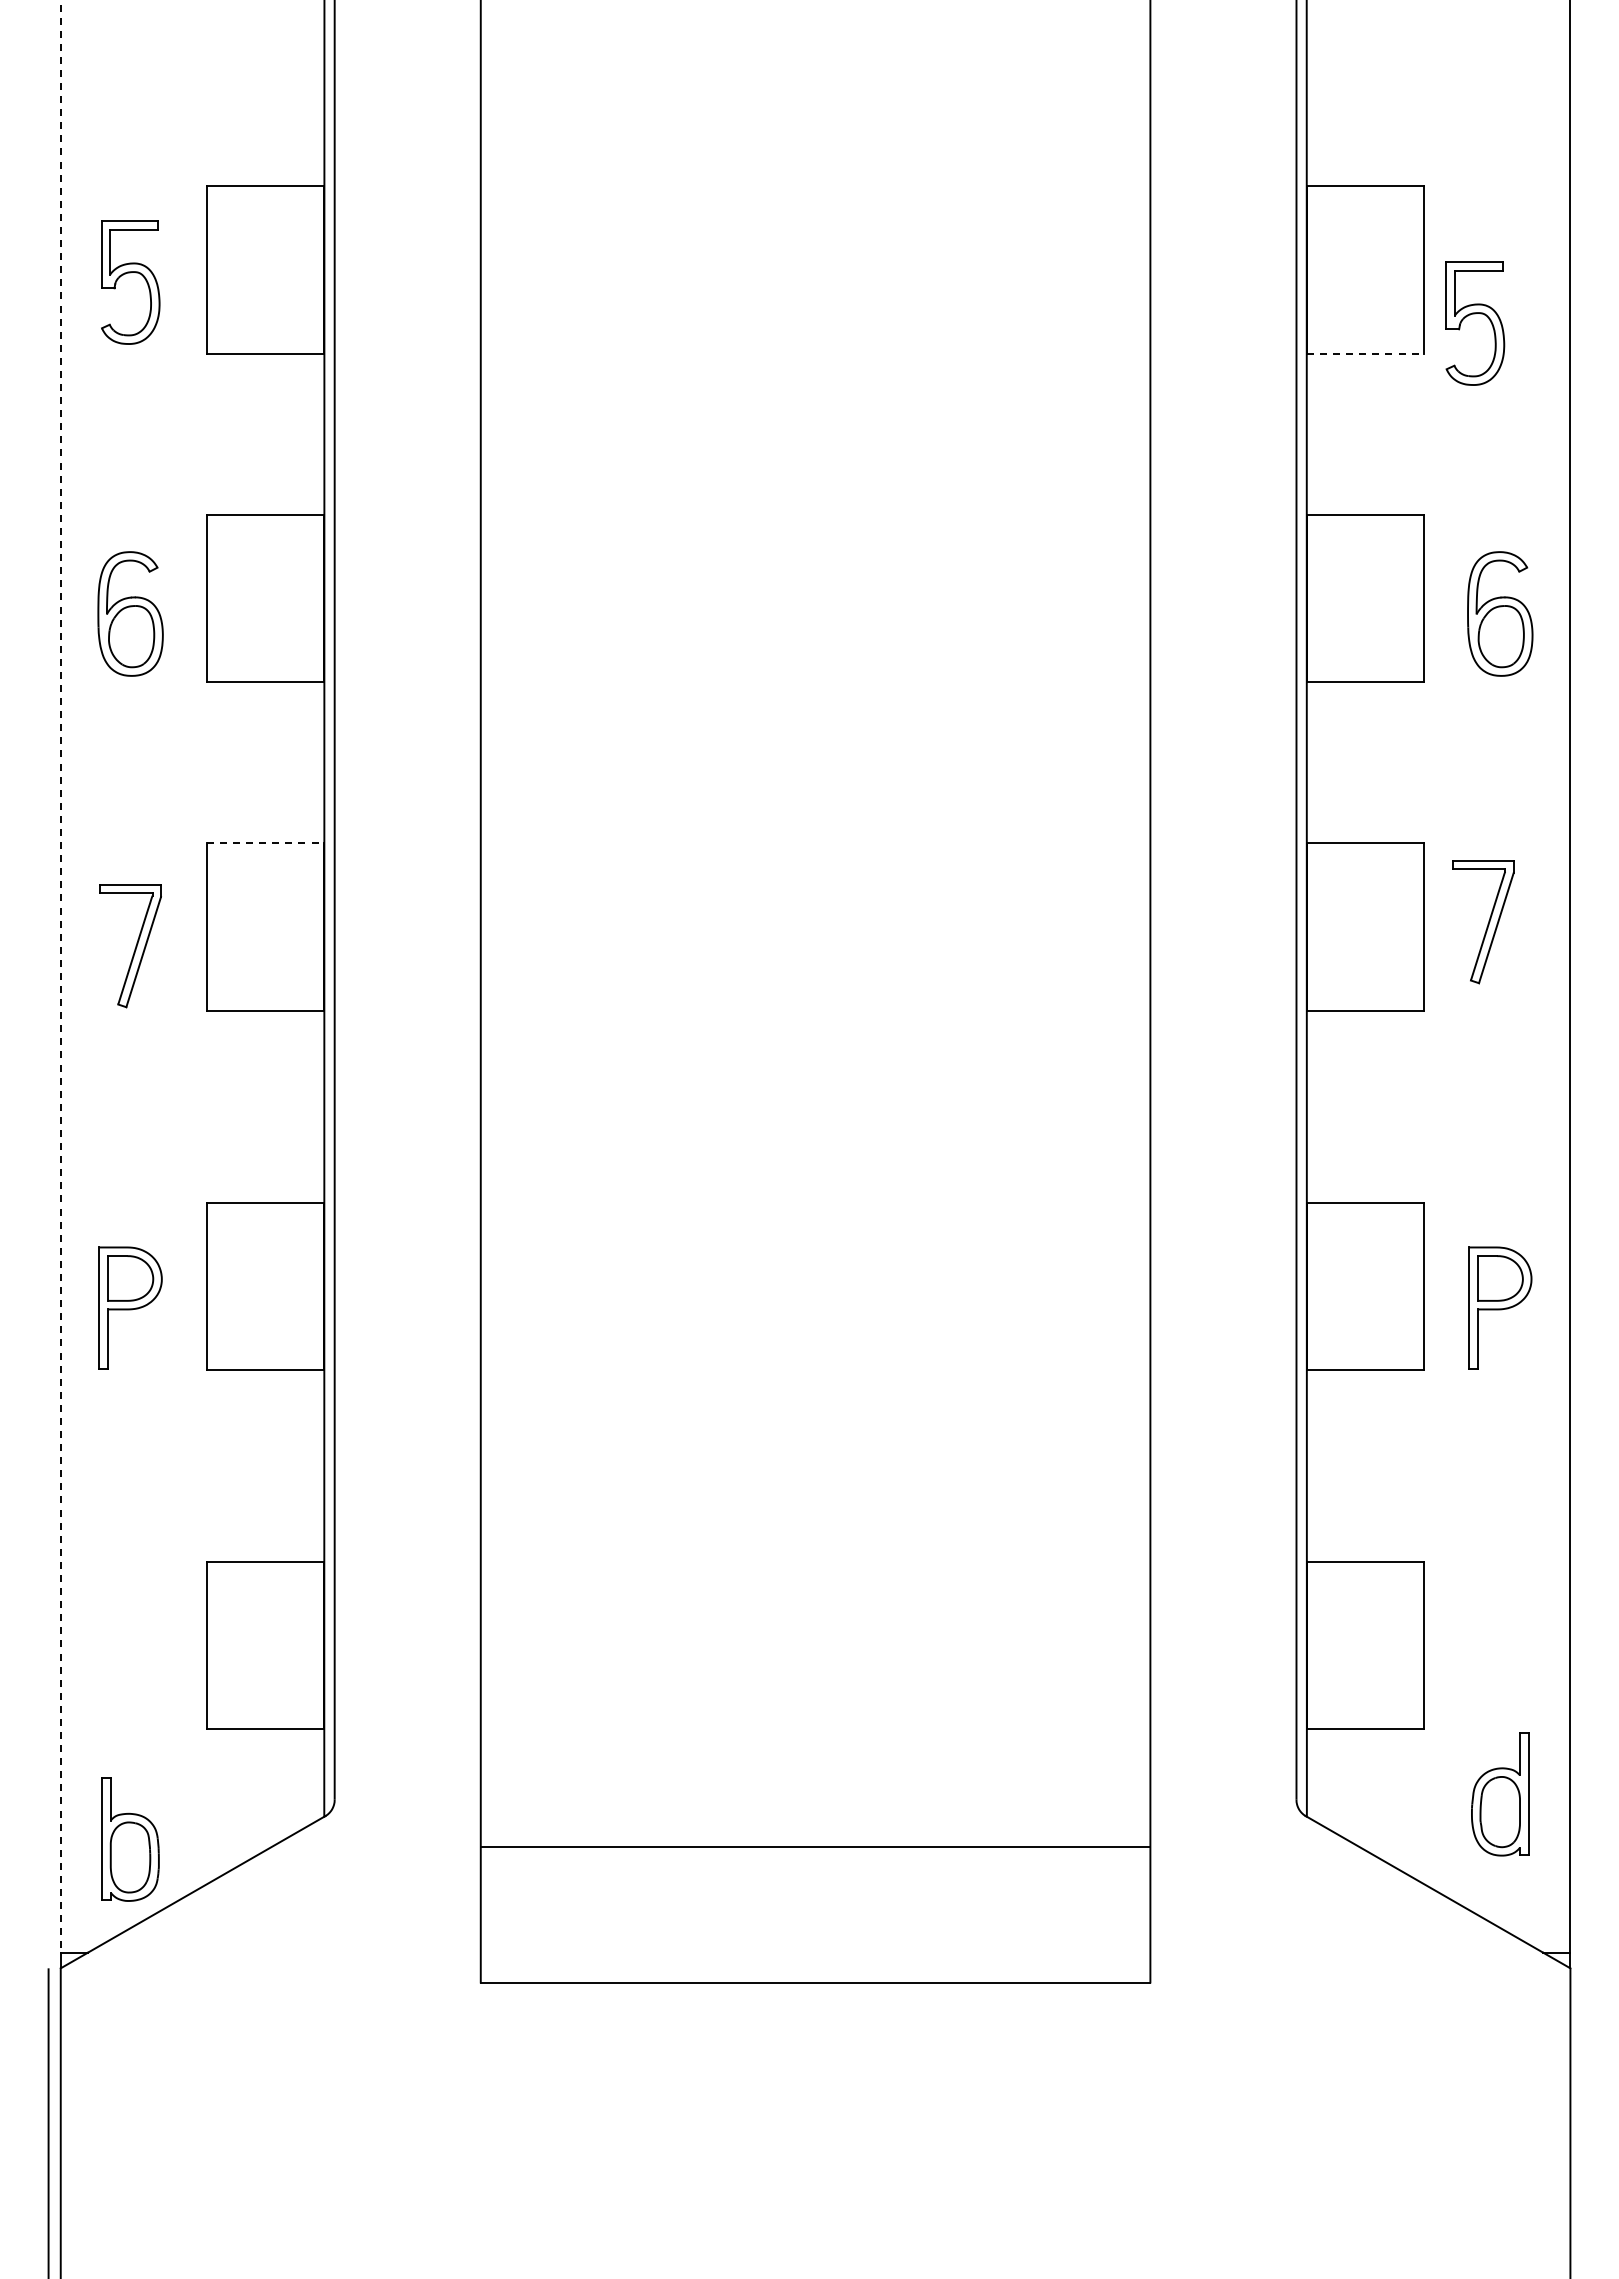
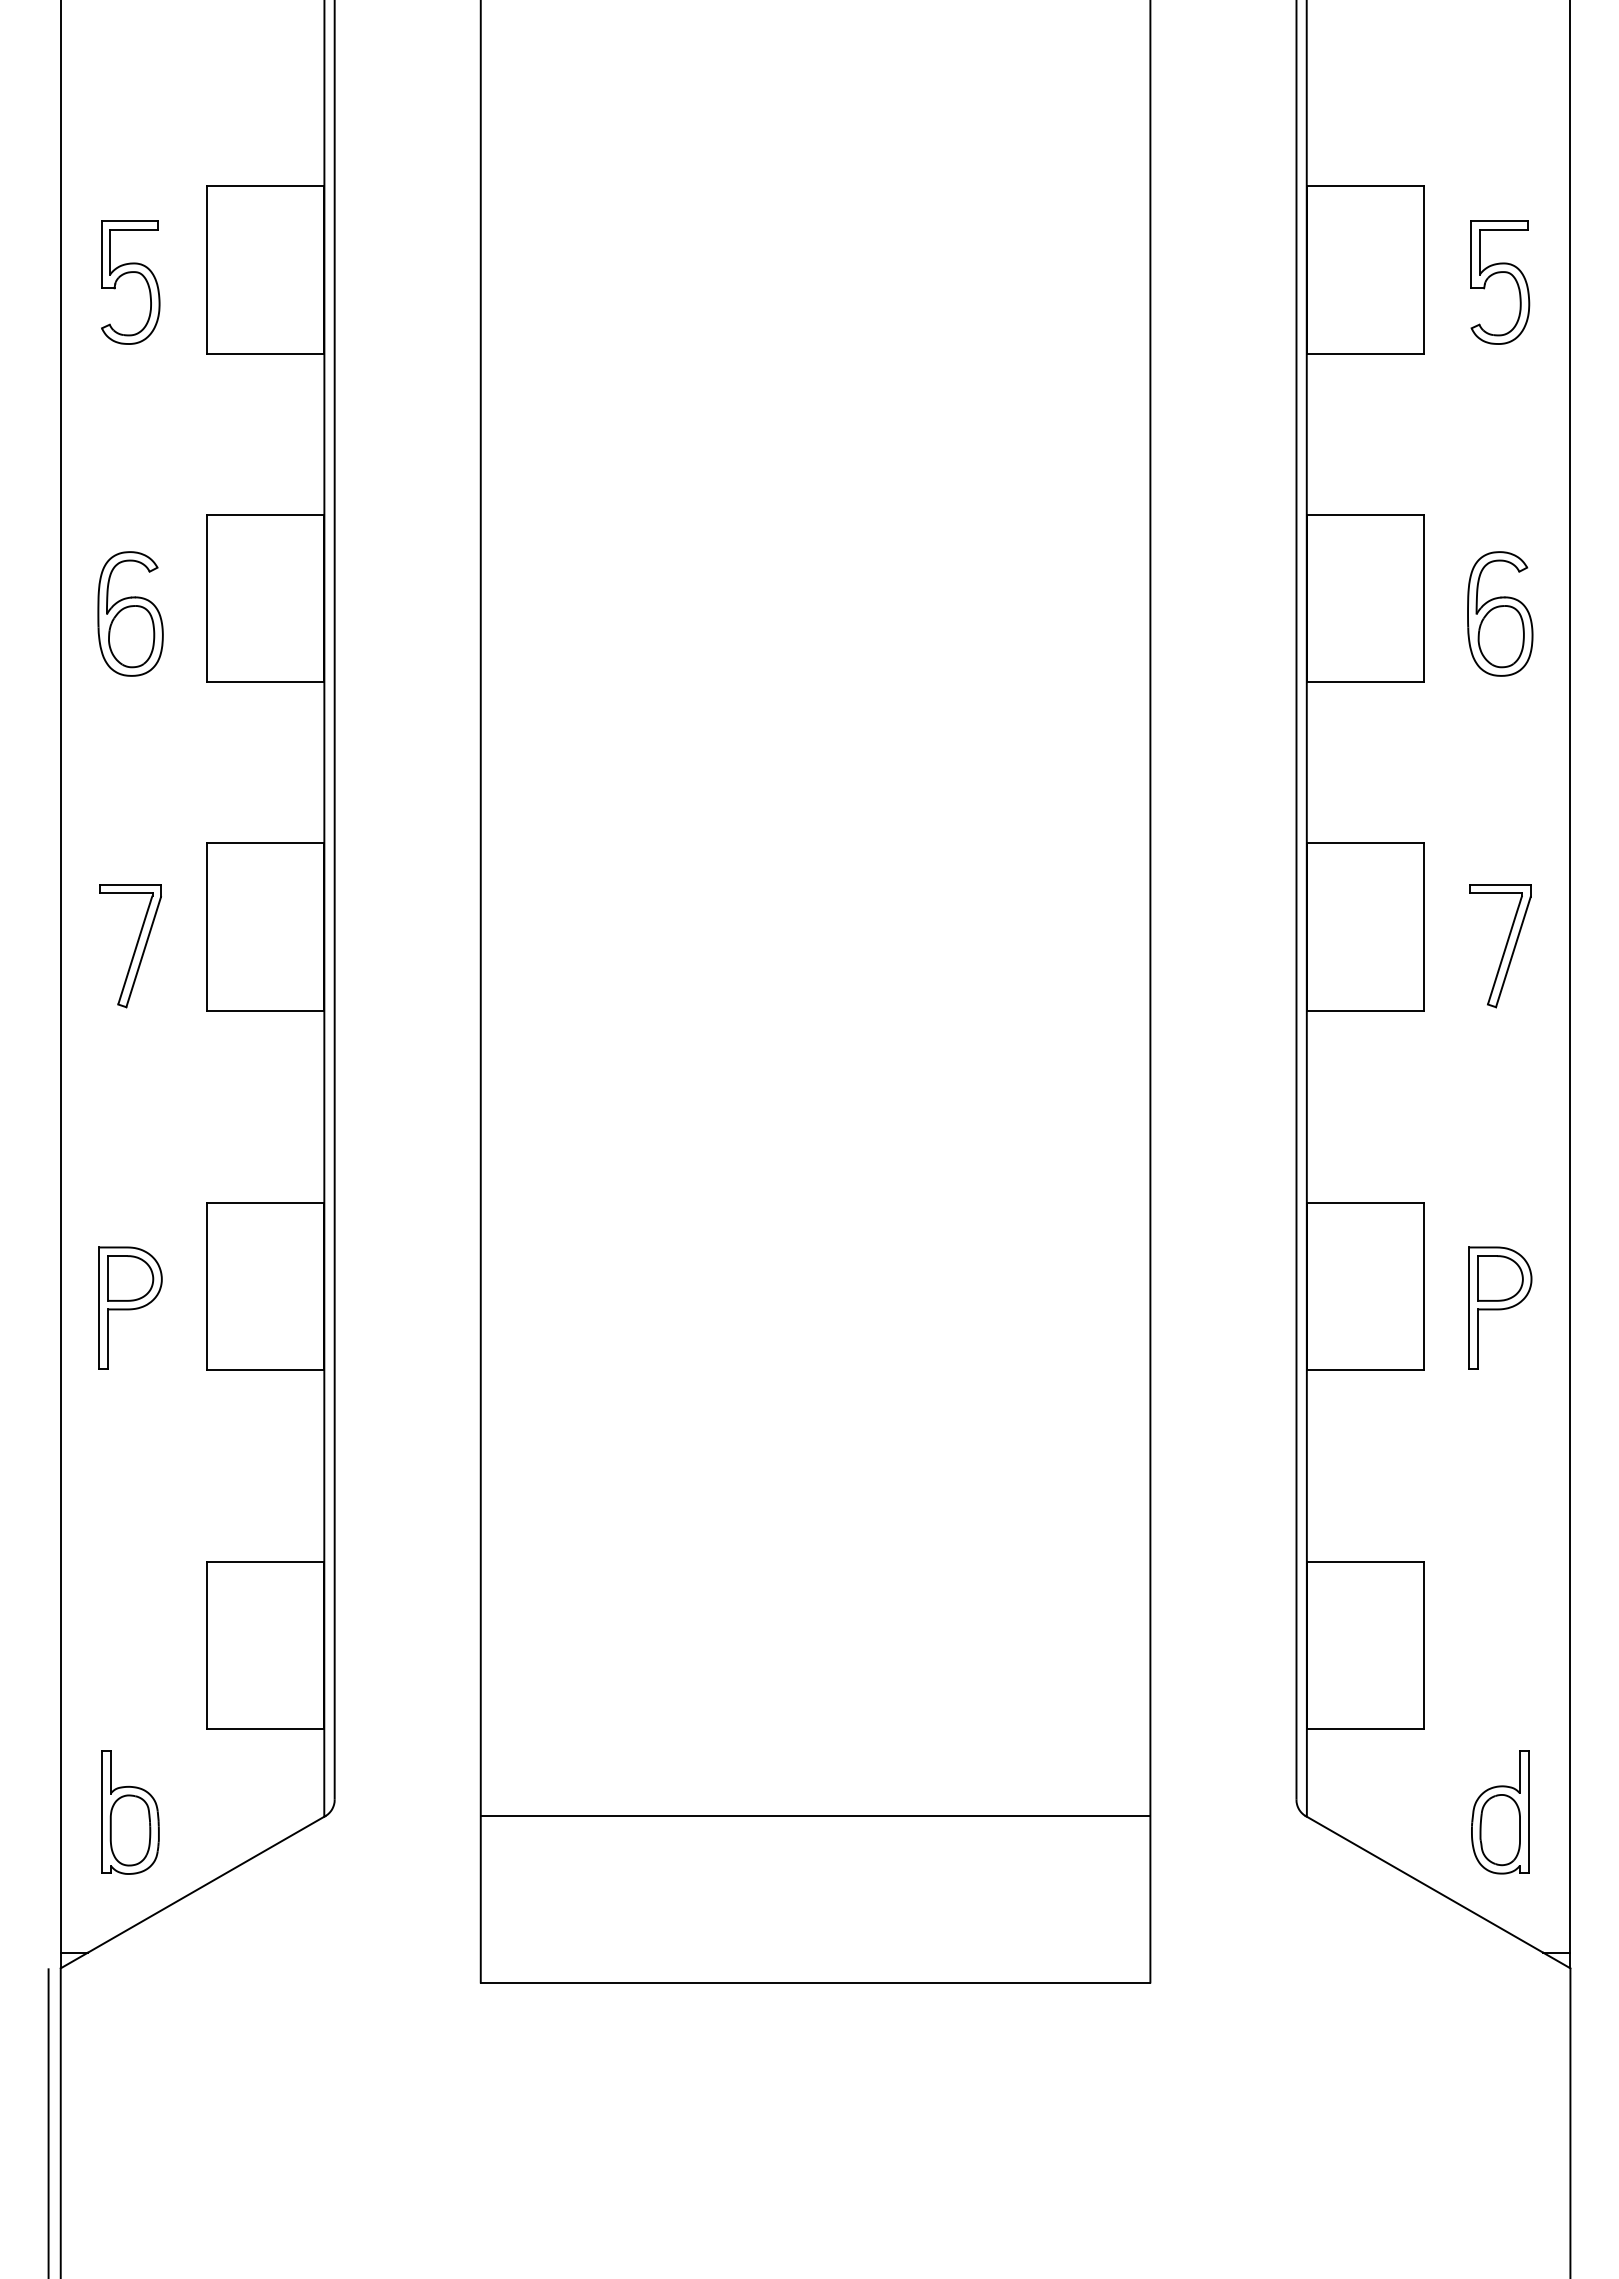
part position: (1475, 314) -> (1500, 273) (1500, 273)
line: dashed -> solid (1365, 353)
line: dashed -> solid (265, 843)
part position: (1483, 922) -> (1500, 946) (1500, 946)
line: dashed -> solid (60, 977)
part position: (1500, 1794) -> (1500, 1812) (1500, 1812)
part position: (130, 1839) -> (130, 1812) (130, 1812)
line position: (815, 1847) -> (815, 1816) (815, 1816)
